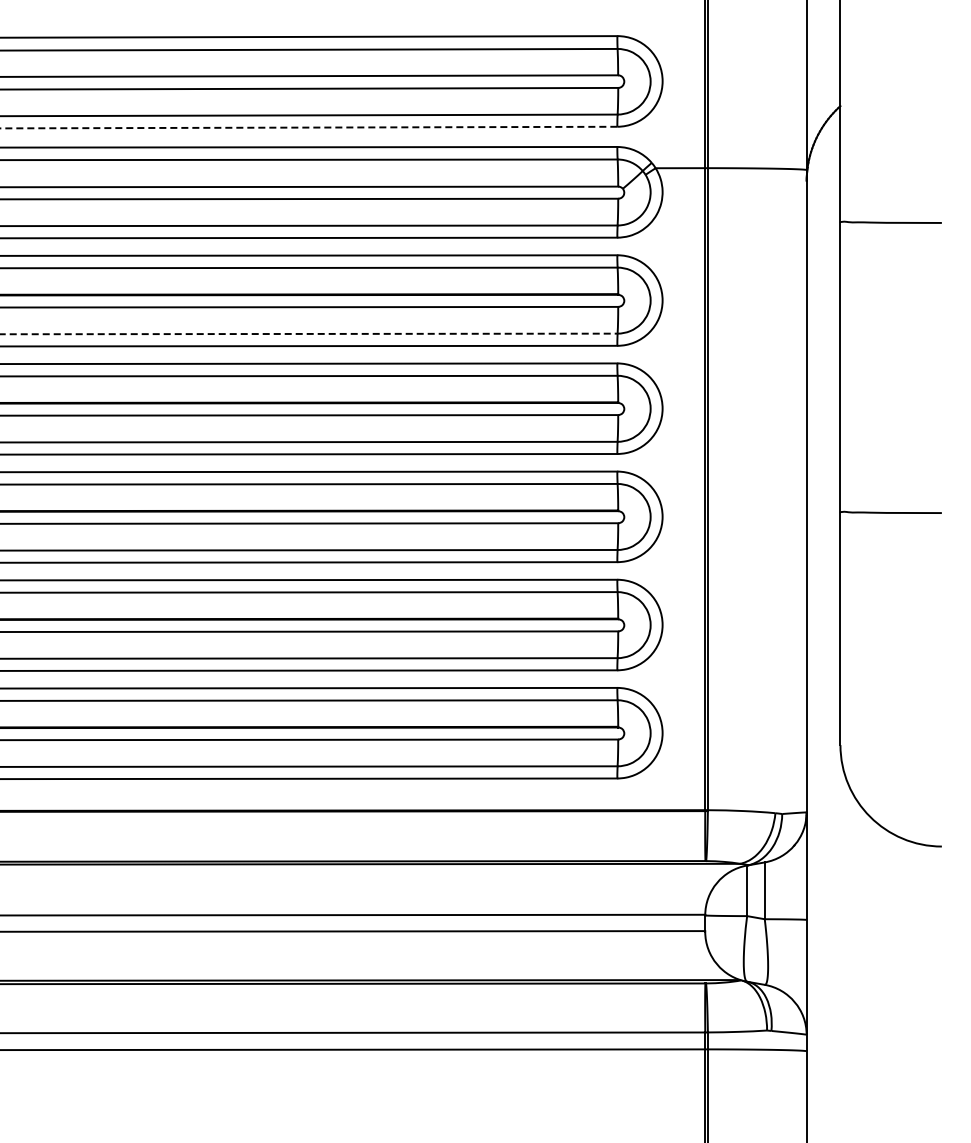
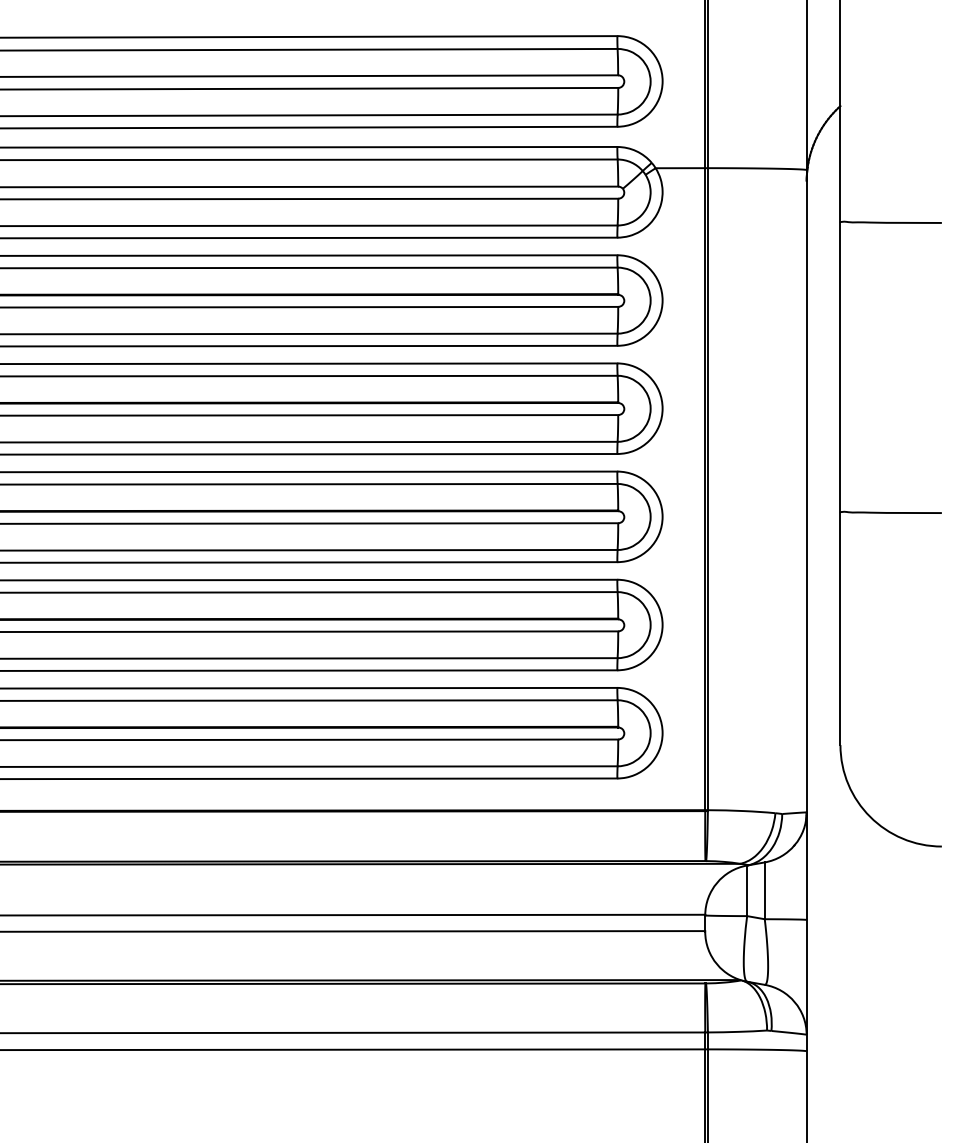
line: dashed -> solid (308, 127)
line: dashed -> solid (309, 333)
